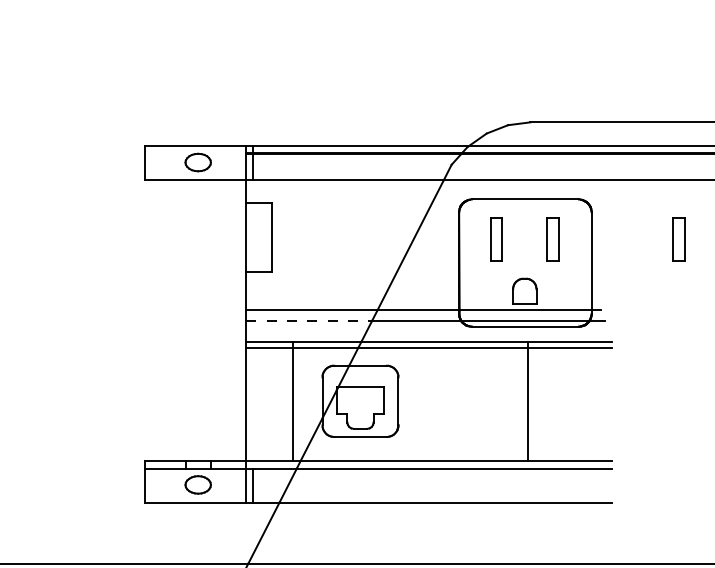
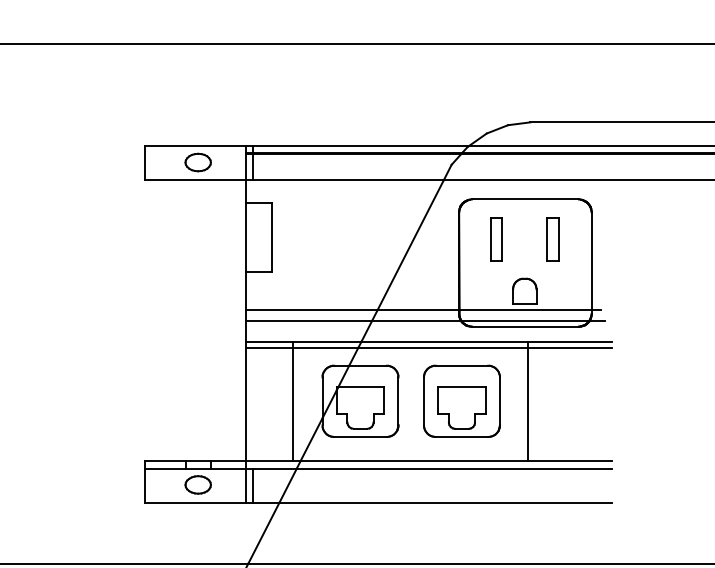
line: none -> present (356, 44)
part: present -> none (678, 239)
line: dashed -> solid (309, 320)
part: none -> present (461, 400)
